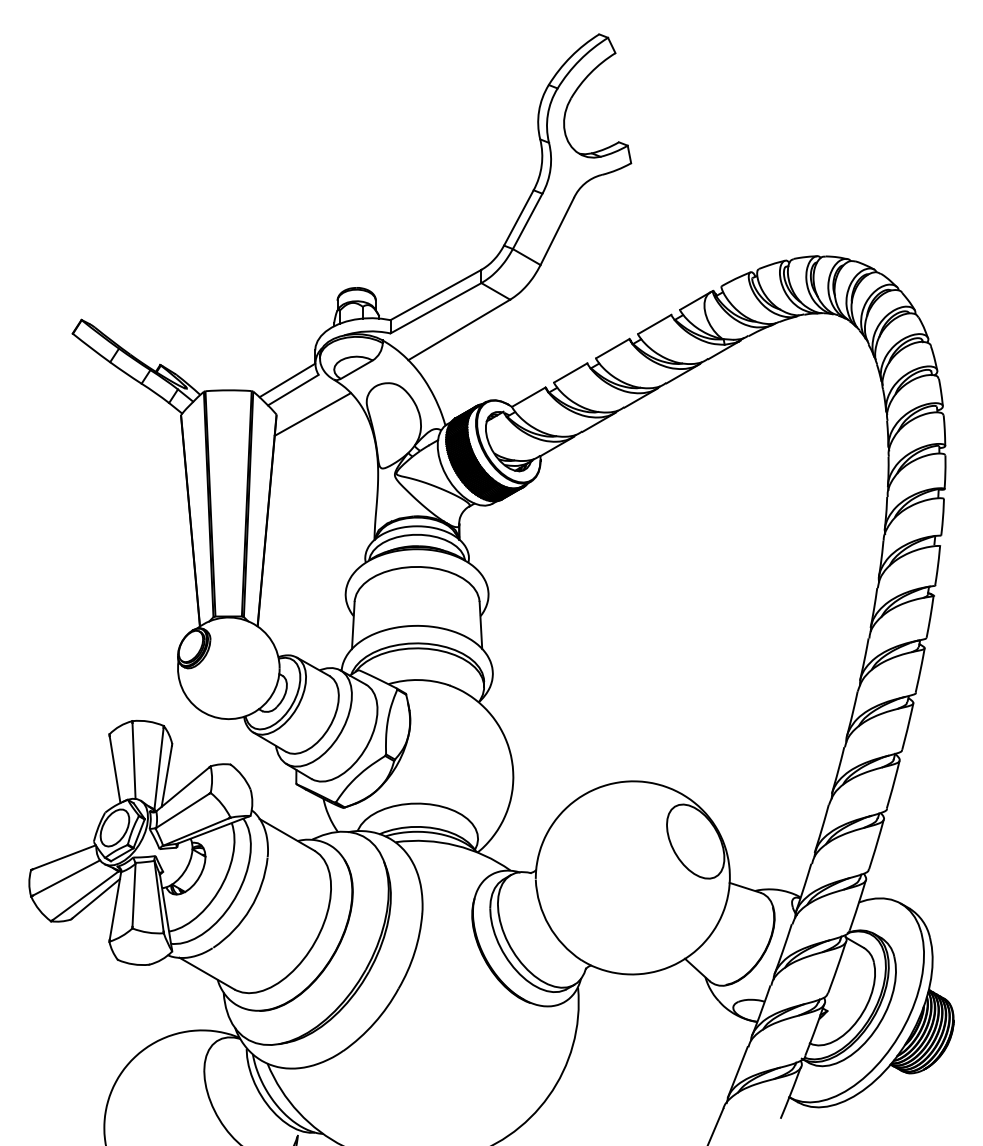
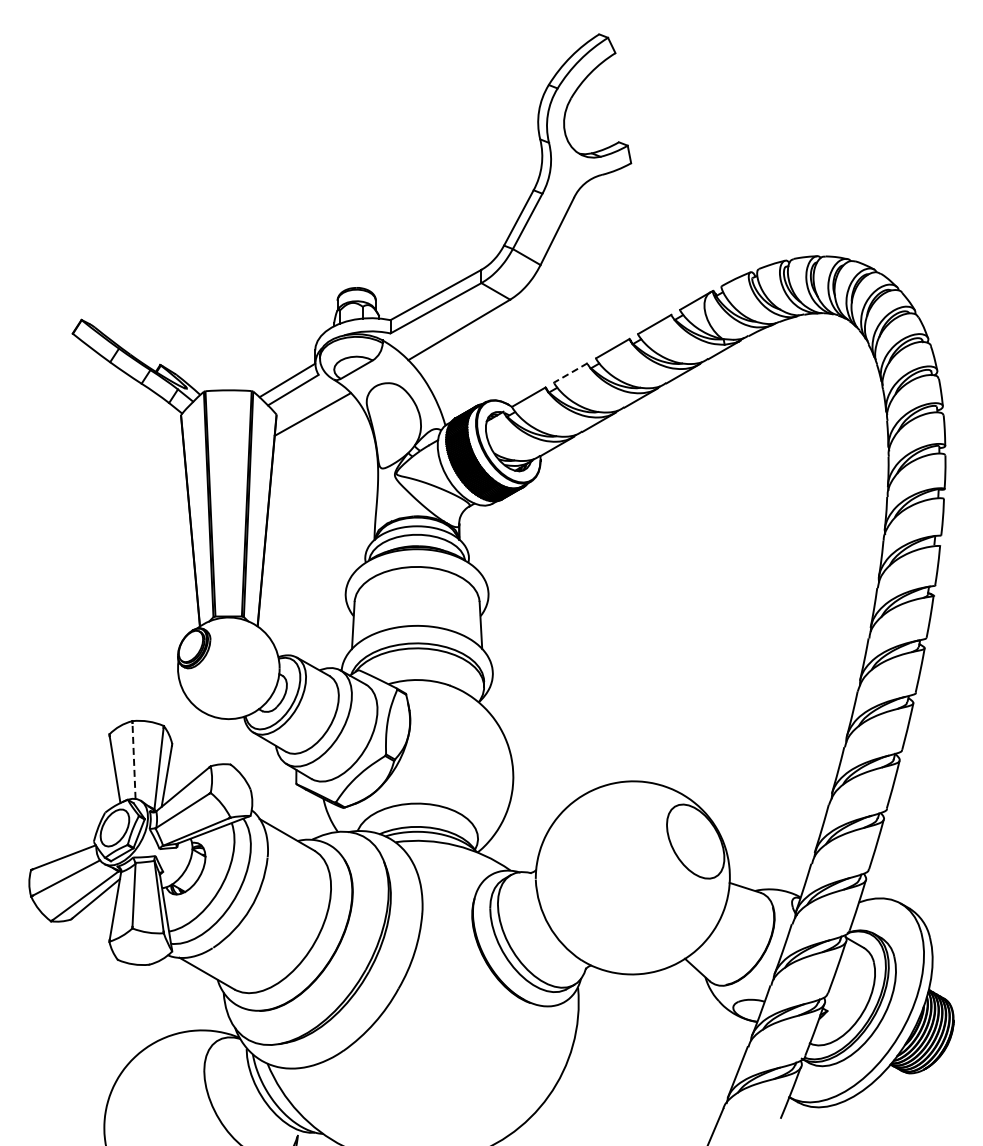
line: solid -> dashed (570, 373)
line: solid -> dashed (134, 760)
